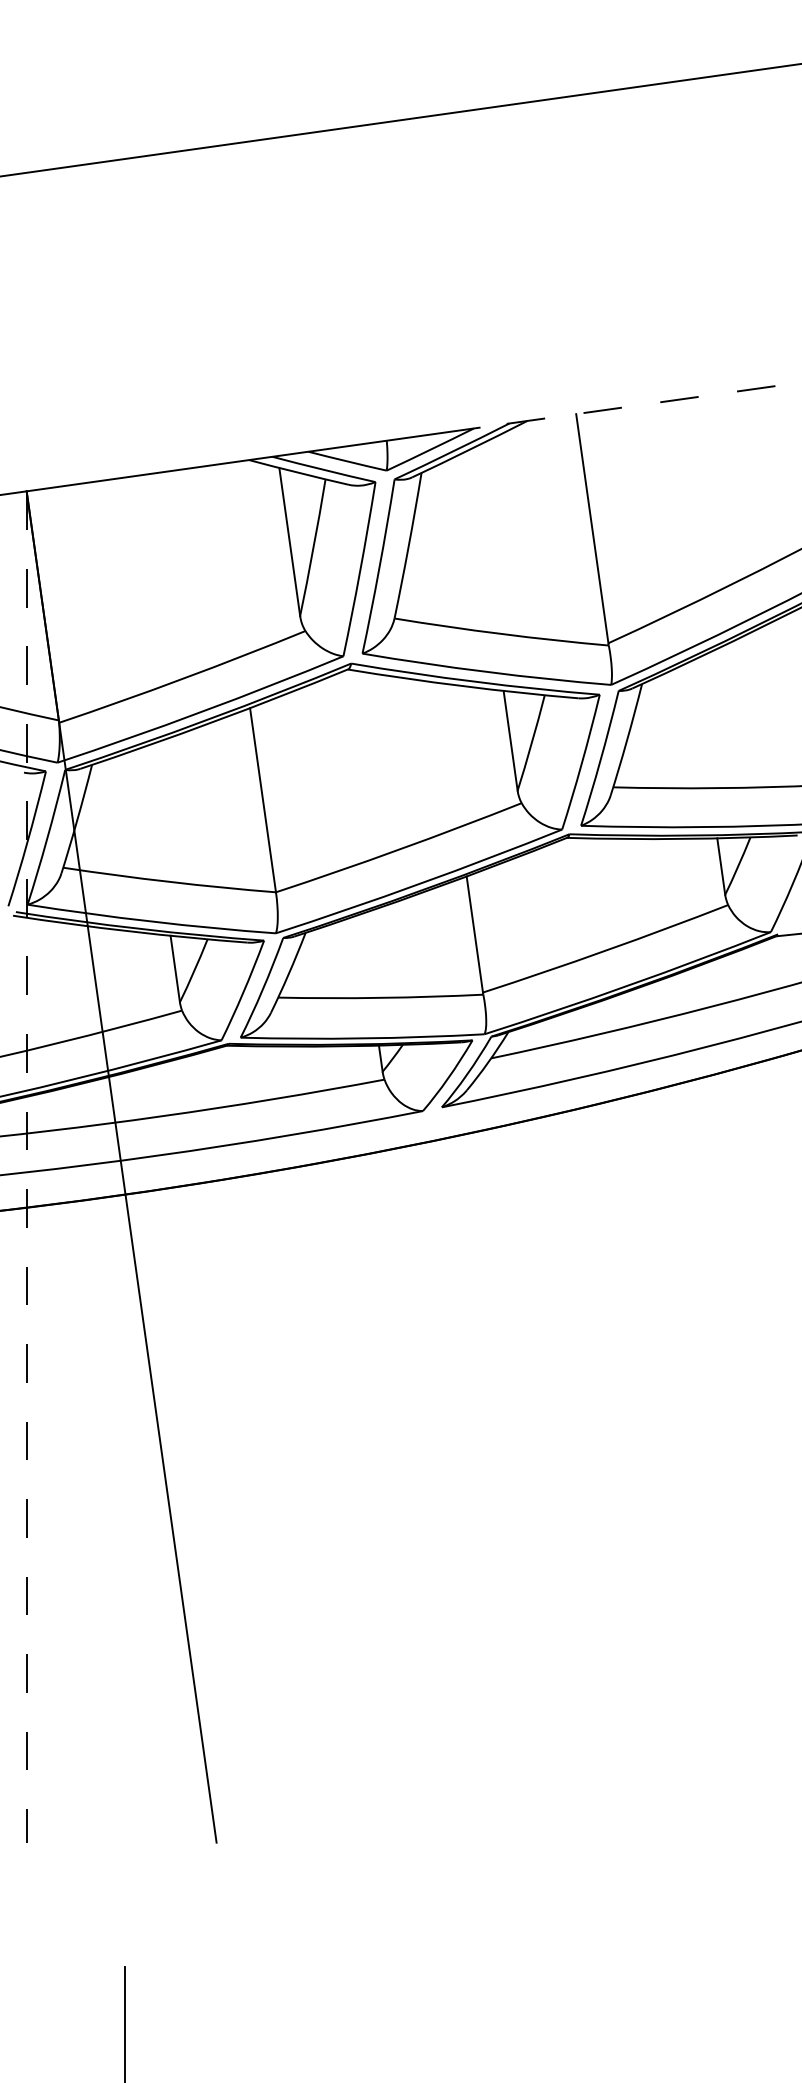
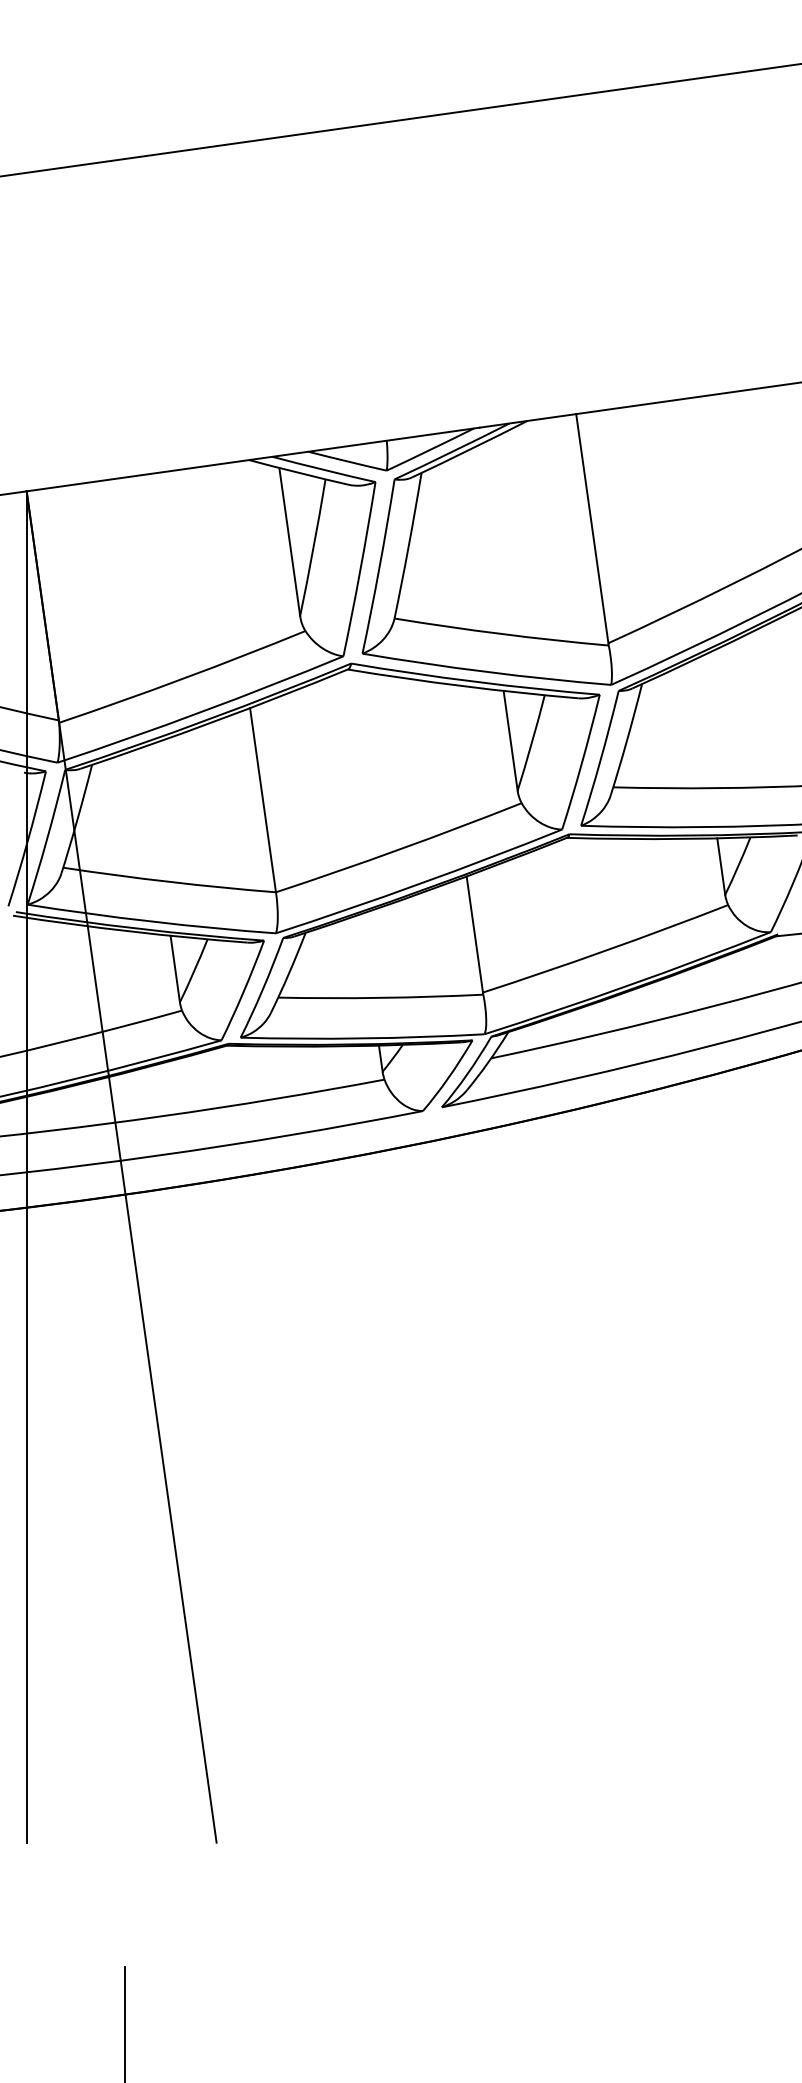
line: dashed -> solid (639, 405)
line: dashed -> solid (26, 1167)
